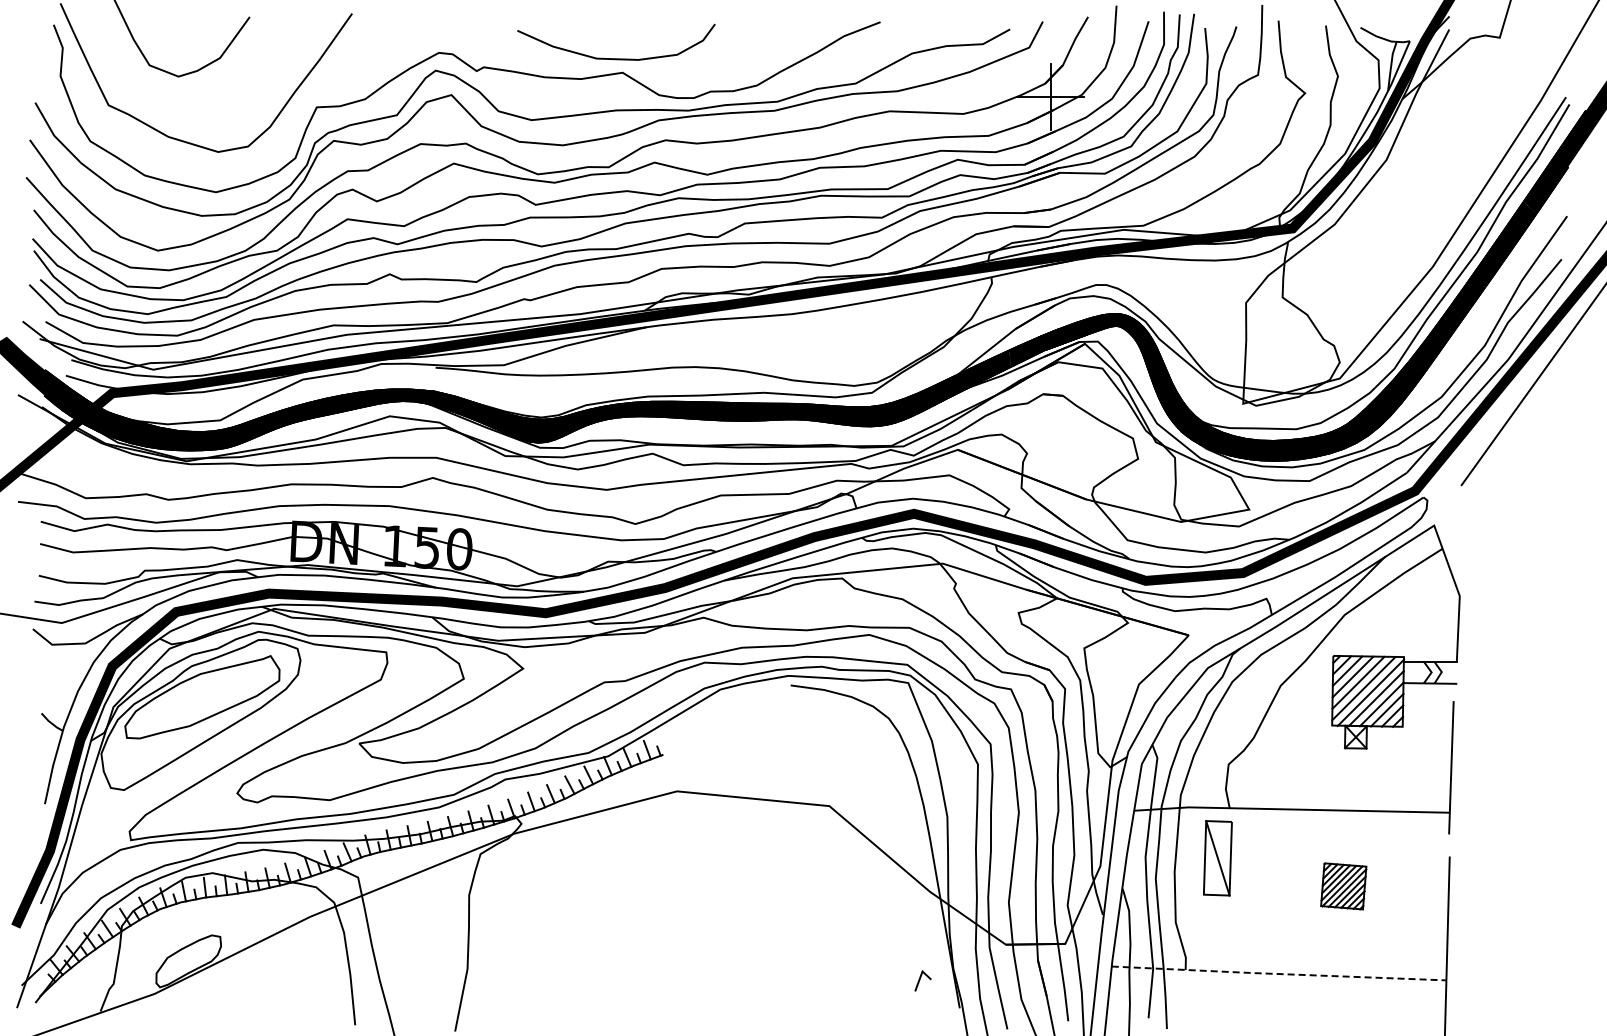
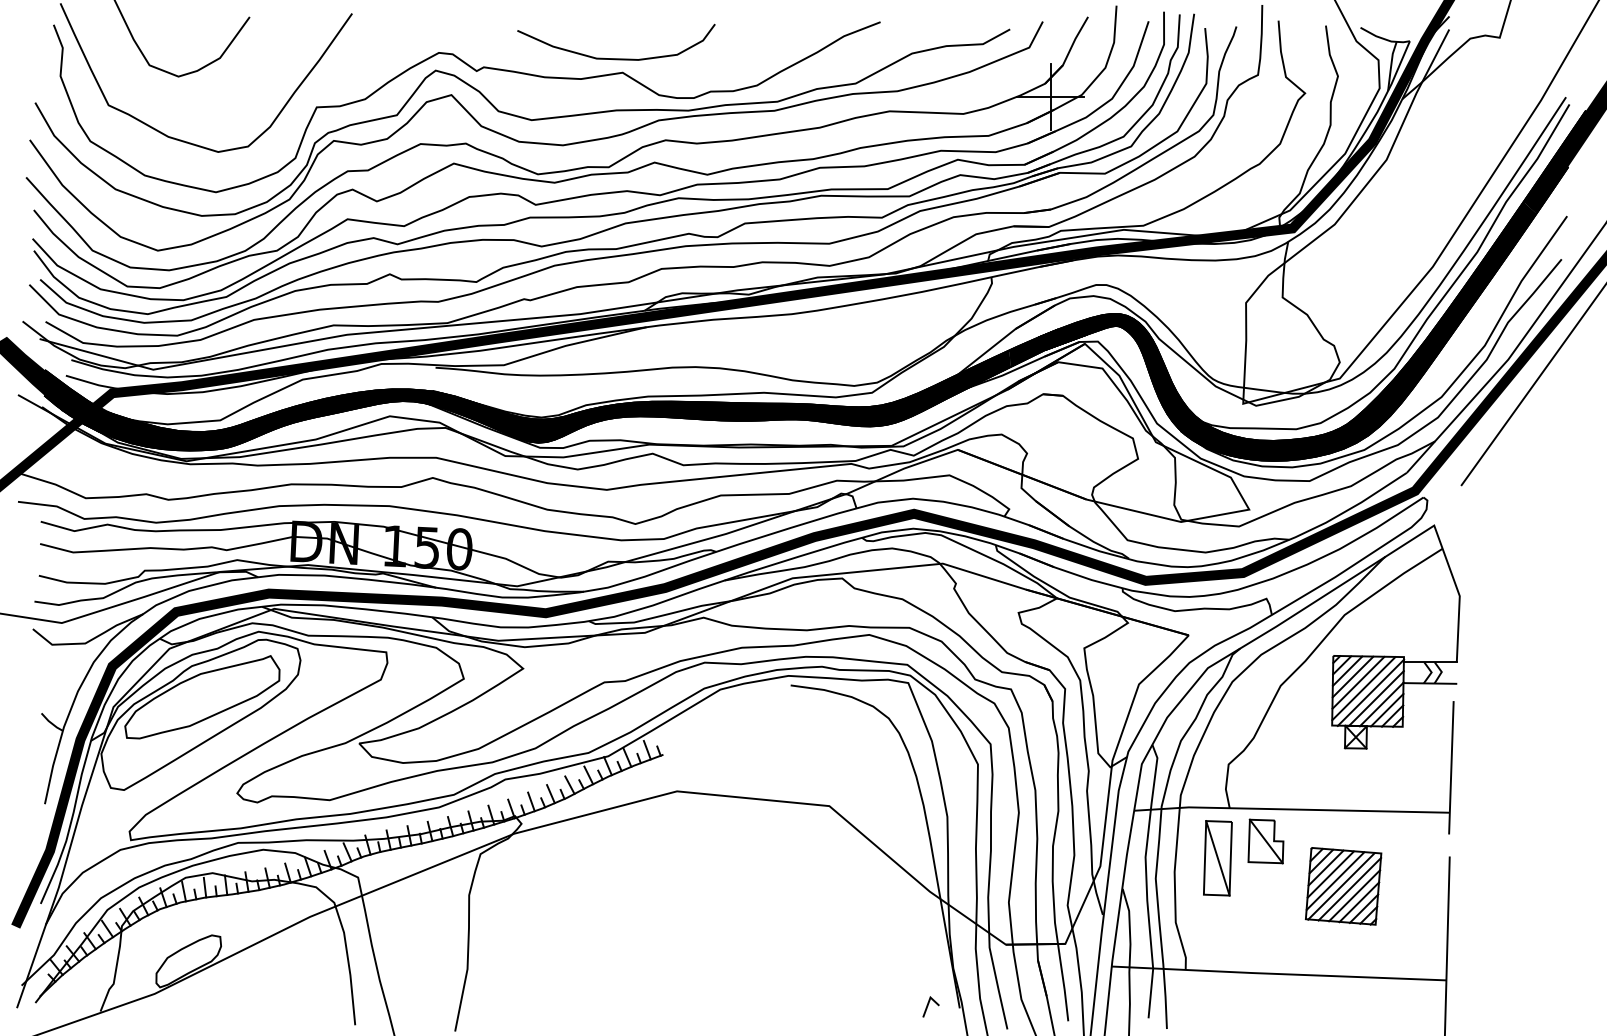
part: none -> present (1265, 841)
part size: 48x49 px -> 78x79 px (1343, 886)
line: dashed -> solid (1279, 974)
line position: (920, 980) -> (928, 1006) (928, 1006)
